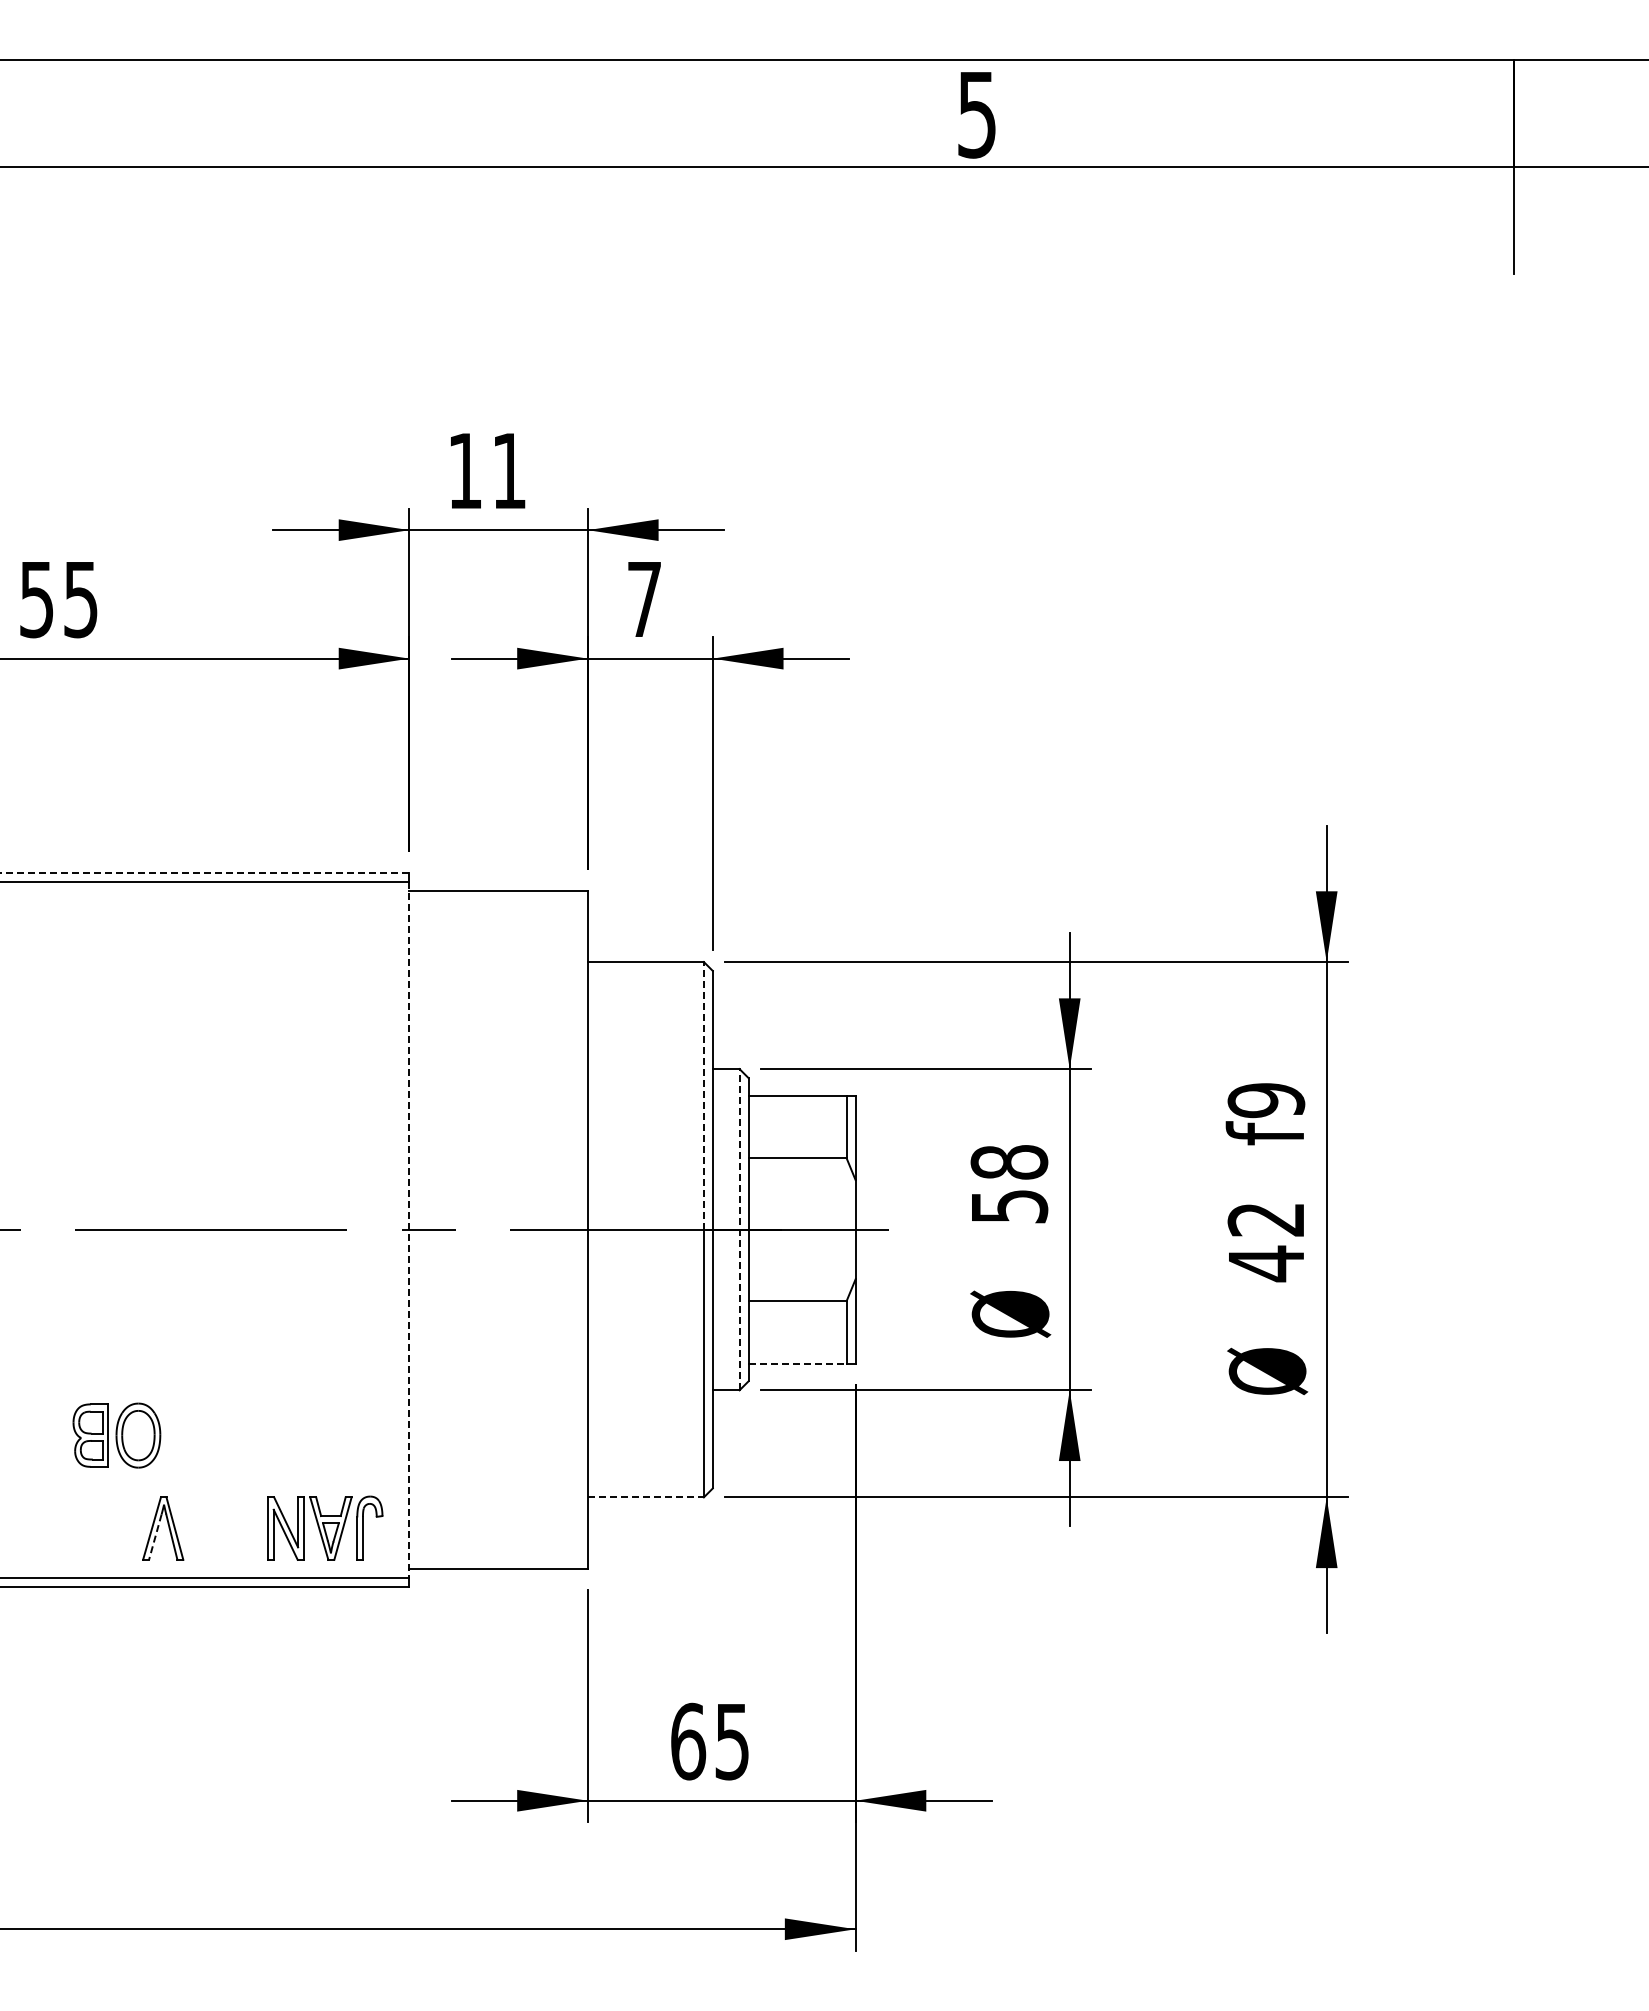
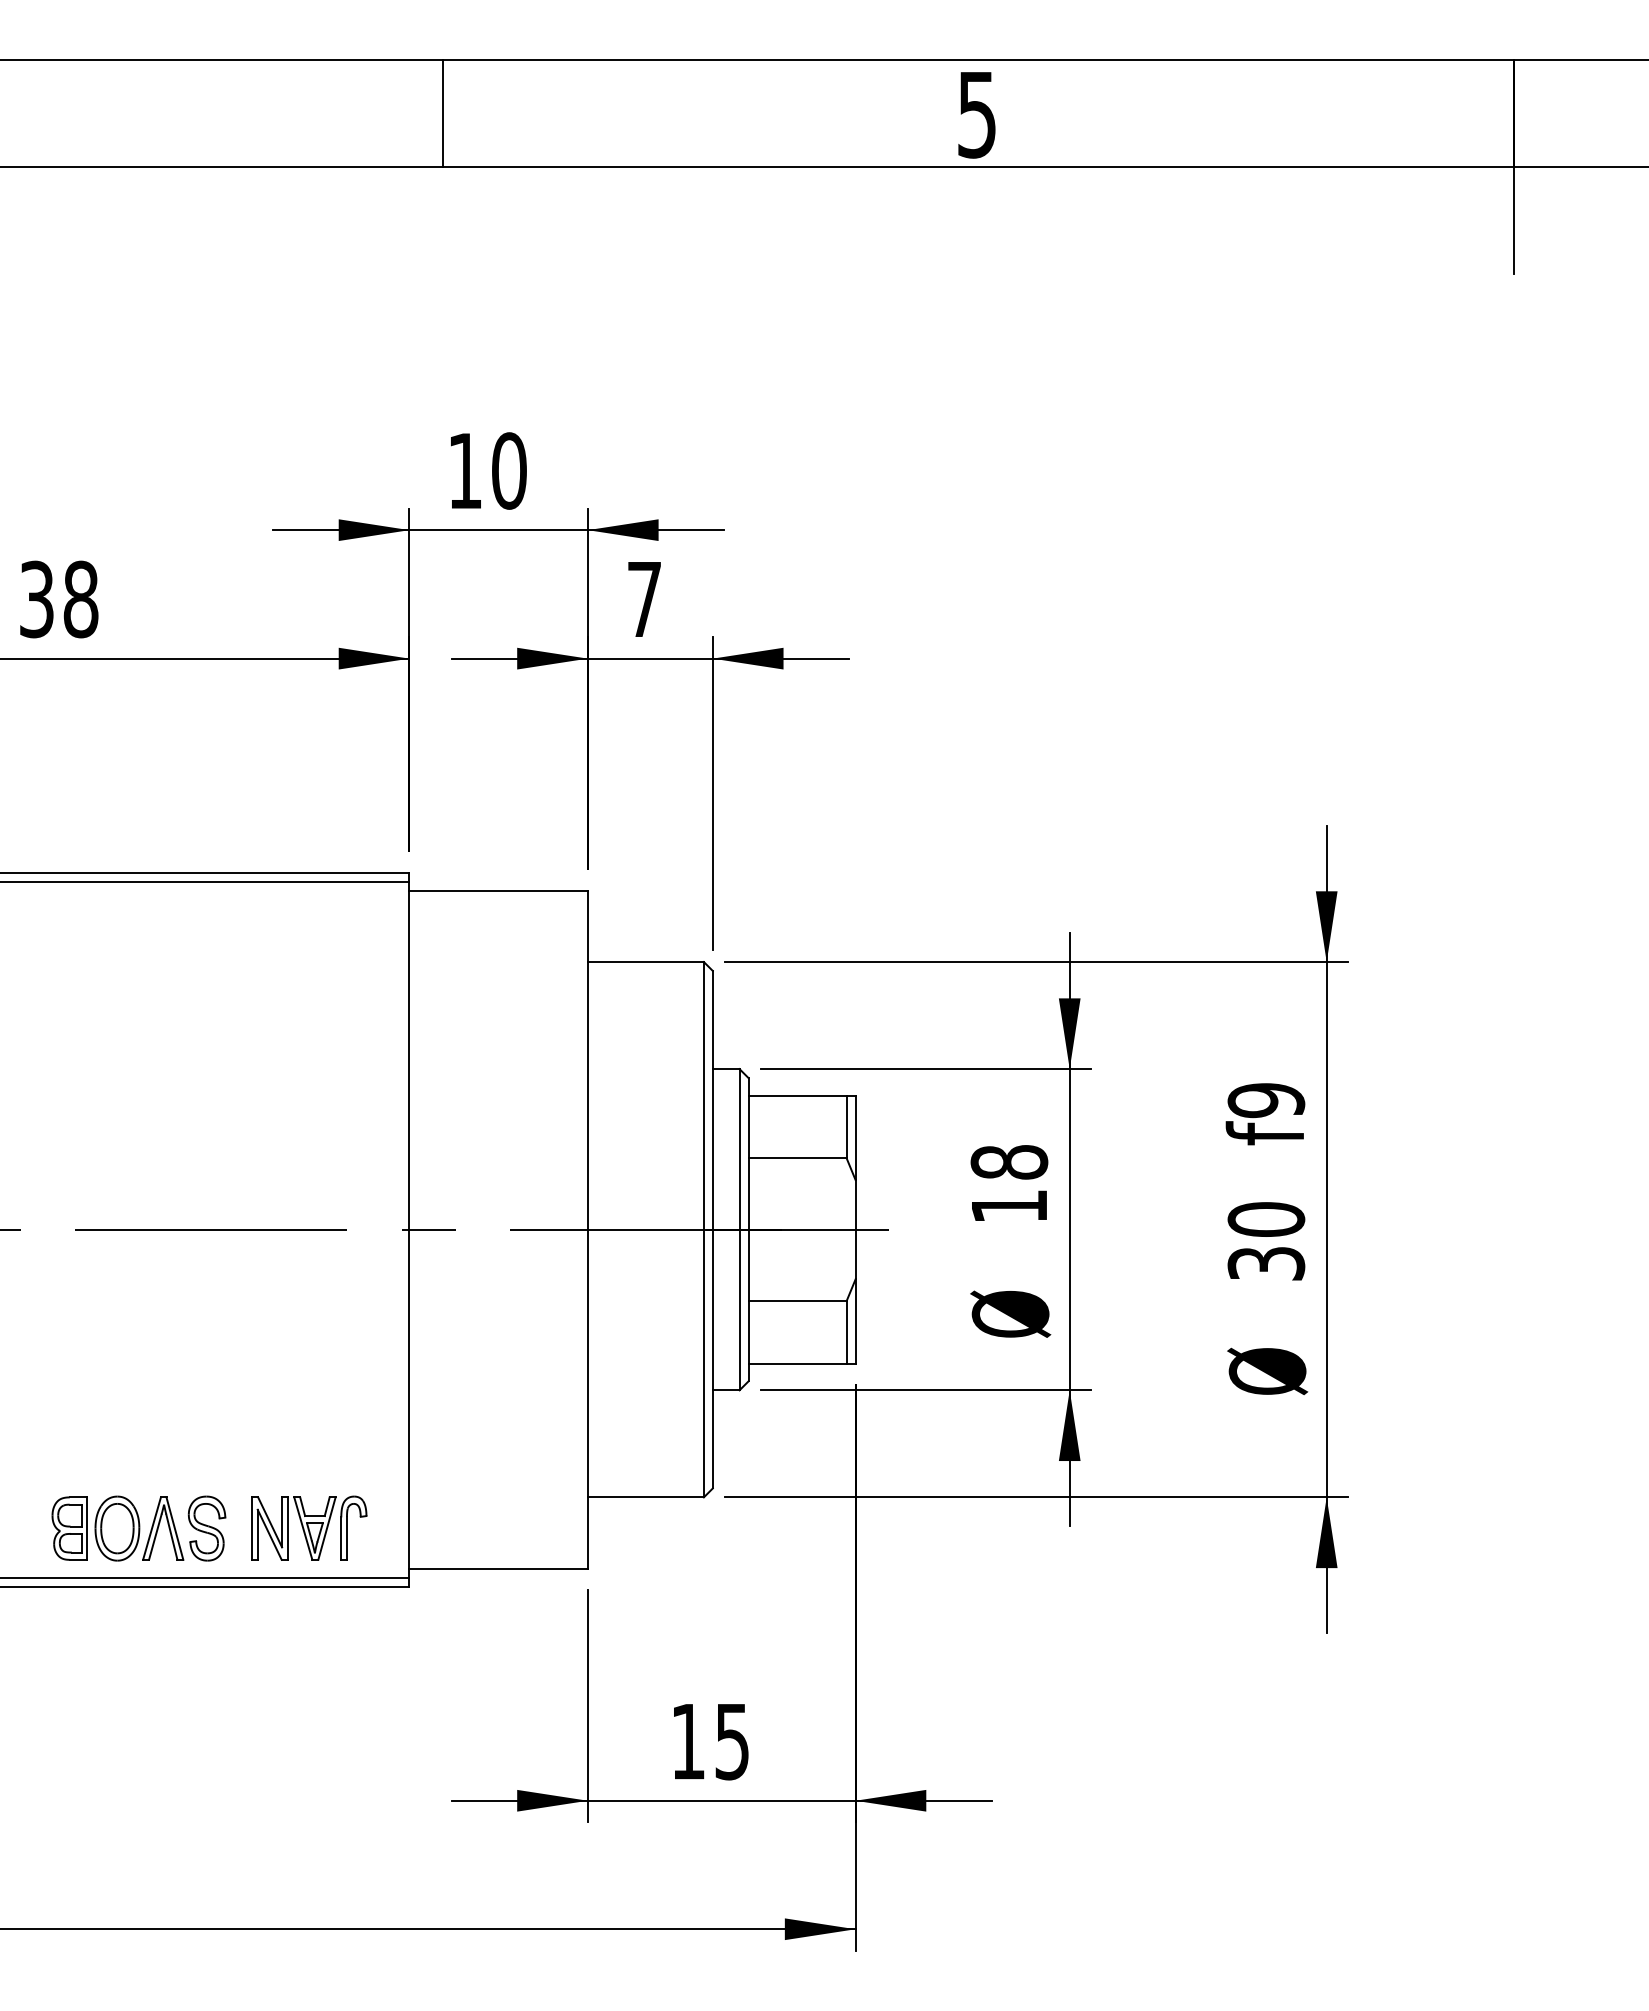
line: none -> present (442, 113)
text: 11 -> 10 (509, 470)
text: 55 -> 38 (59, 599)
line: dashed -> solid (205, 872)
line: dashed -> solid (703, 1095)
text: 58 -> 18 (1010, 1206)
line: dashed -> solid (409, 1229)
line: dashed -> solid (739, 1229)
text: 42 -> 30 (1266, 1242)
line: dashed -> solid (798, 1363)
part position: (116, 1435) -> (95, 1528) (95, 1528)
line: dashed -> solid (645, 1497)
part position: (325, 1527) -> (309, 1527) (309, 1527)
part: none -> present (206, 1528)
line: dashed -> solid (155, 1537)
text: 65 -> 15 (688, 1741)
